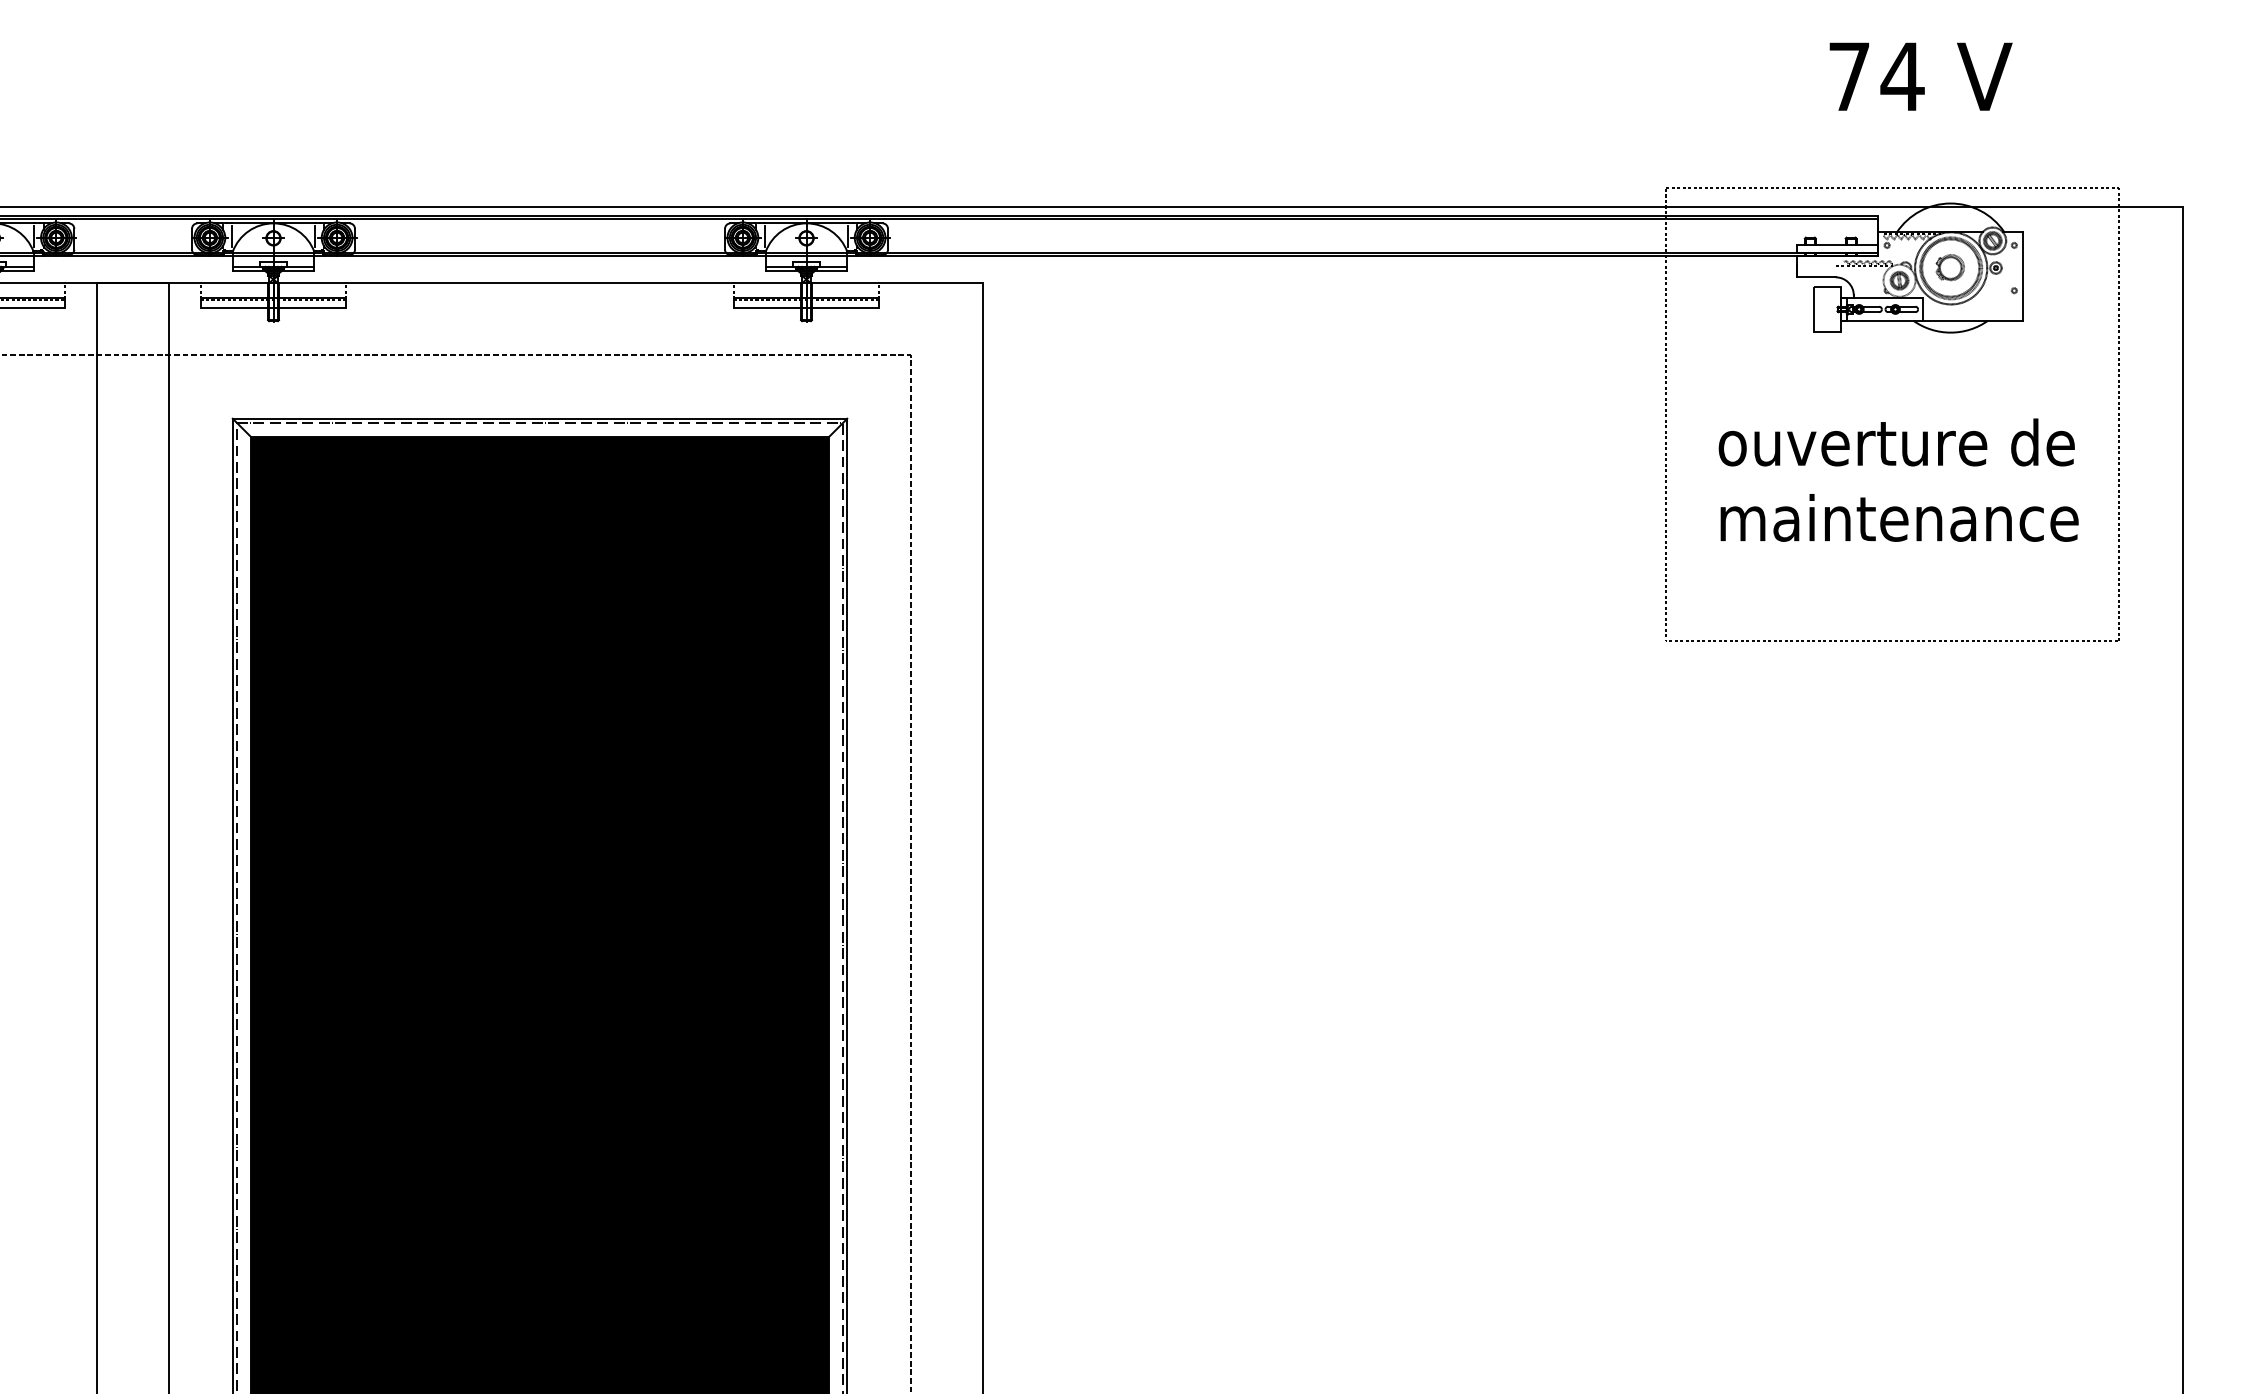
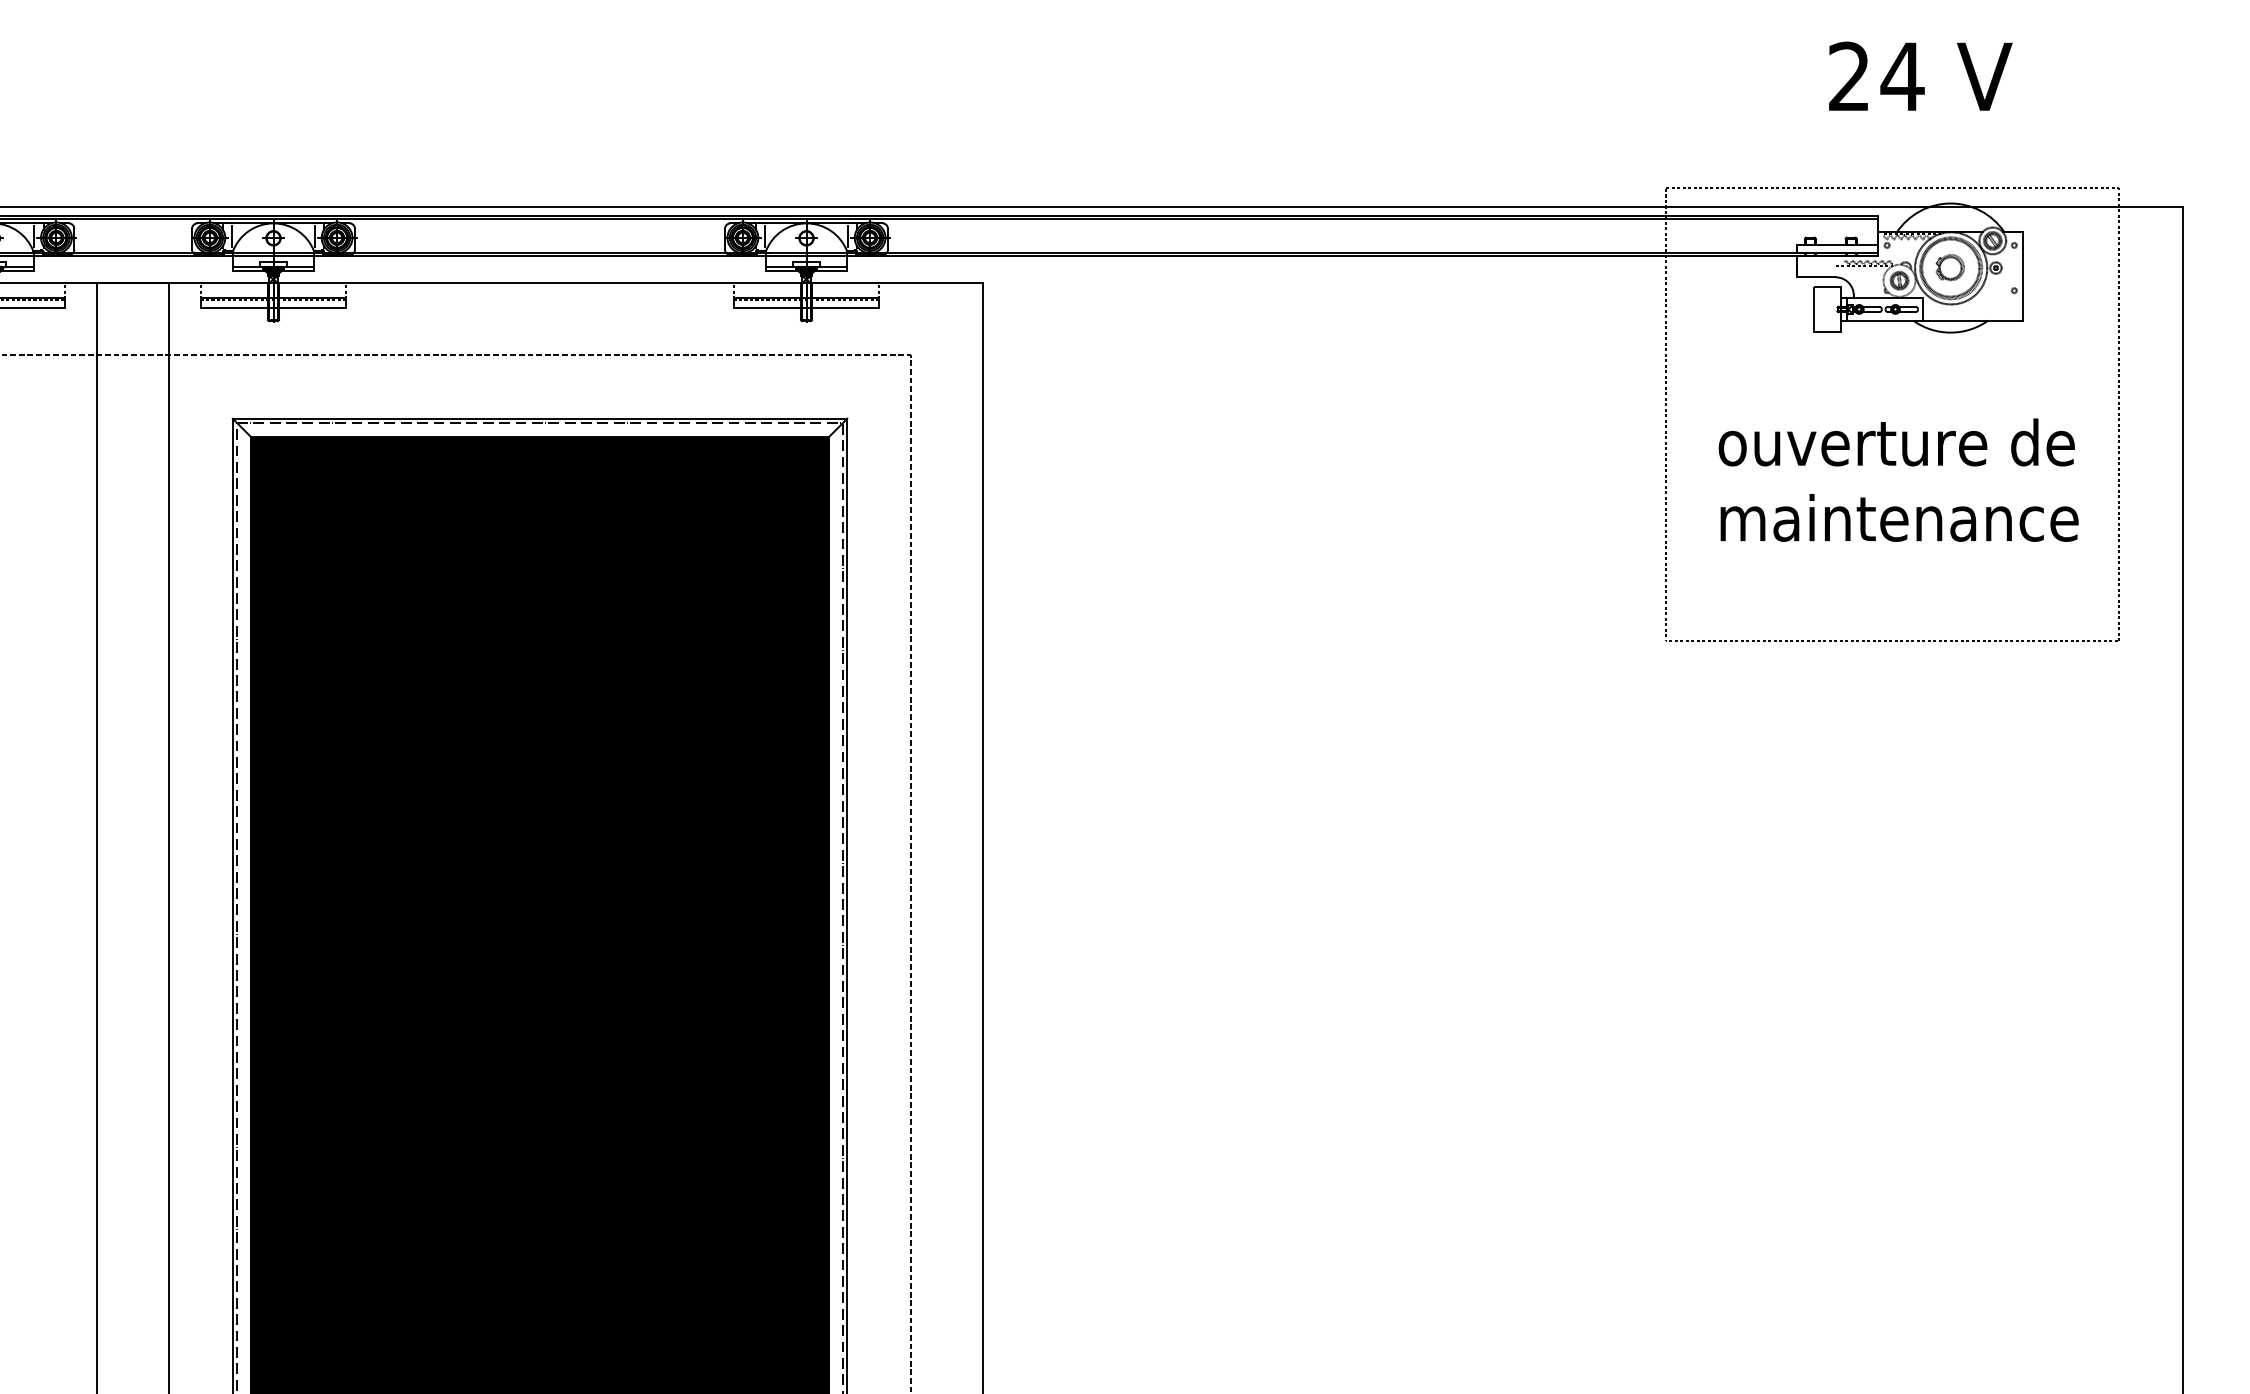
text: 74 -> 24 (1849, 75)
